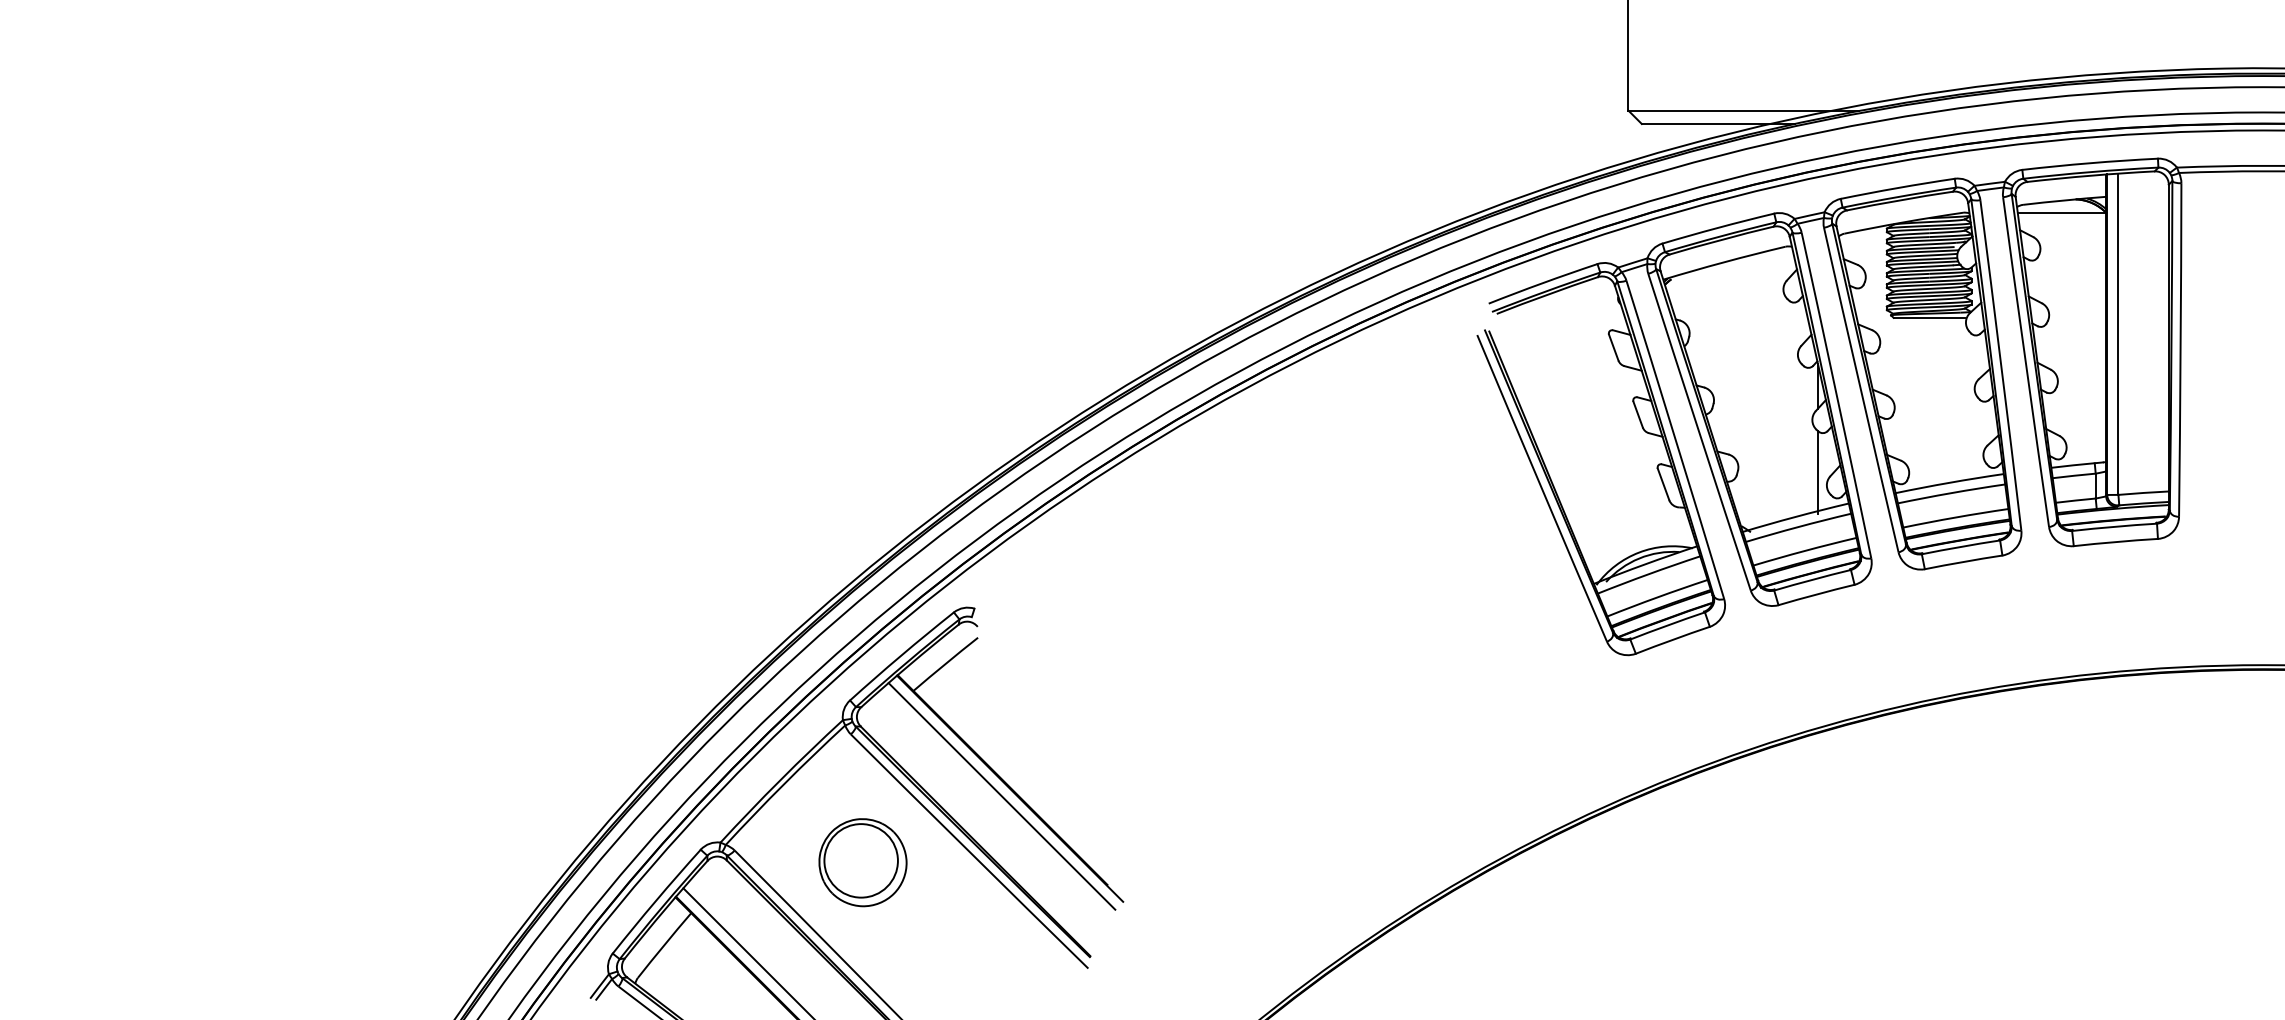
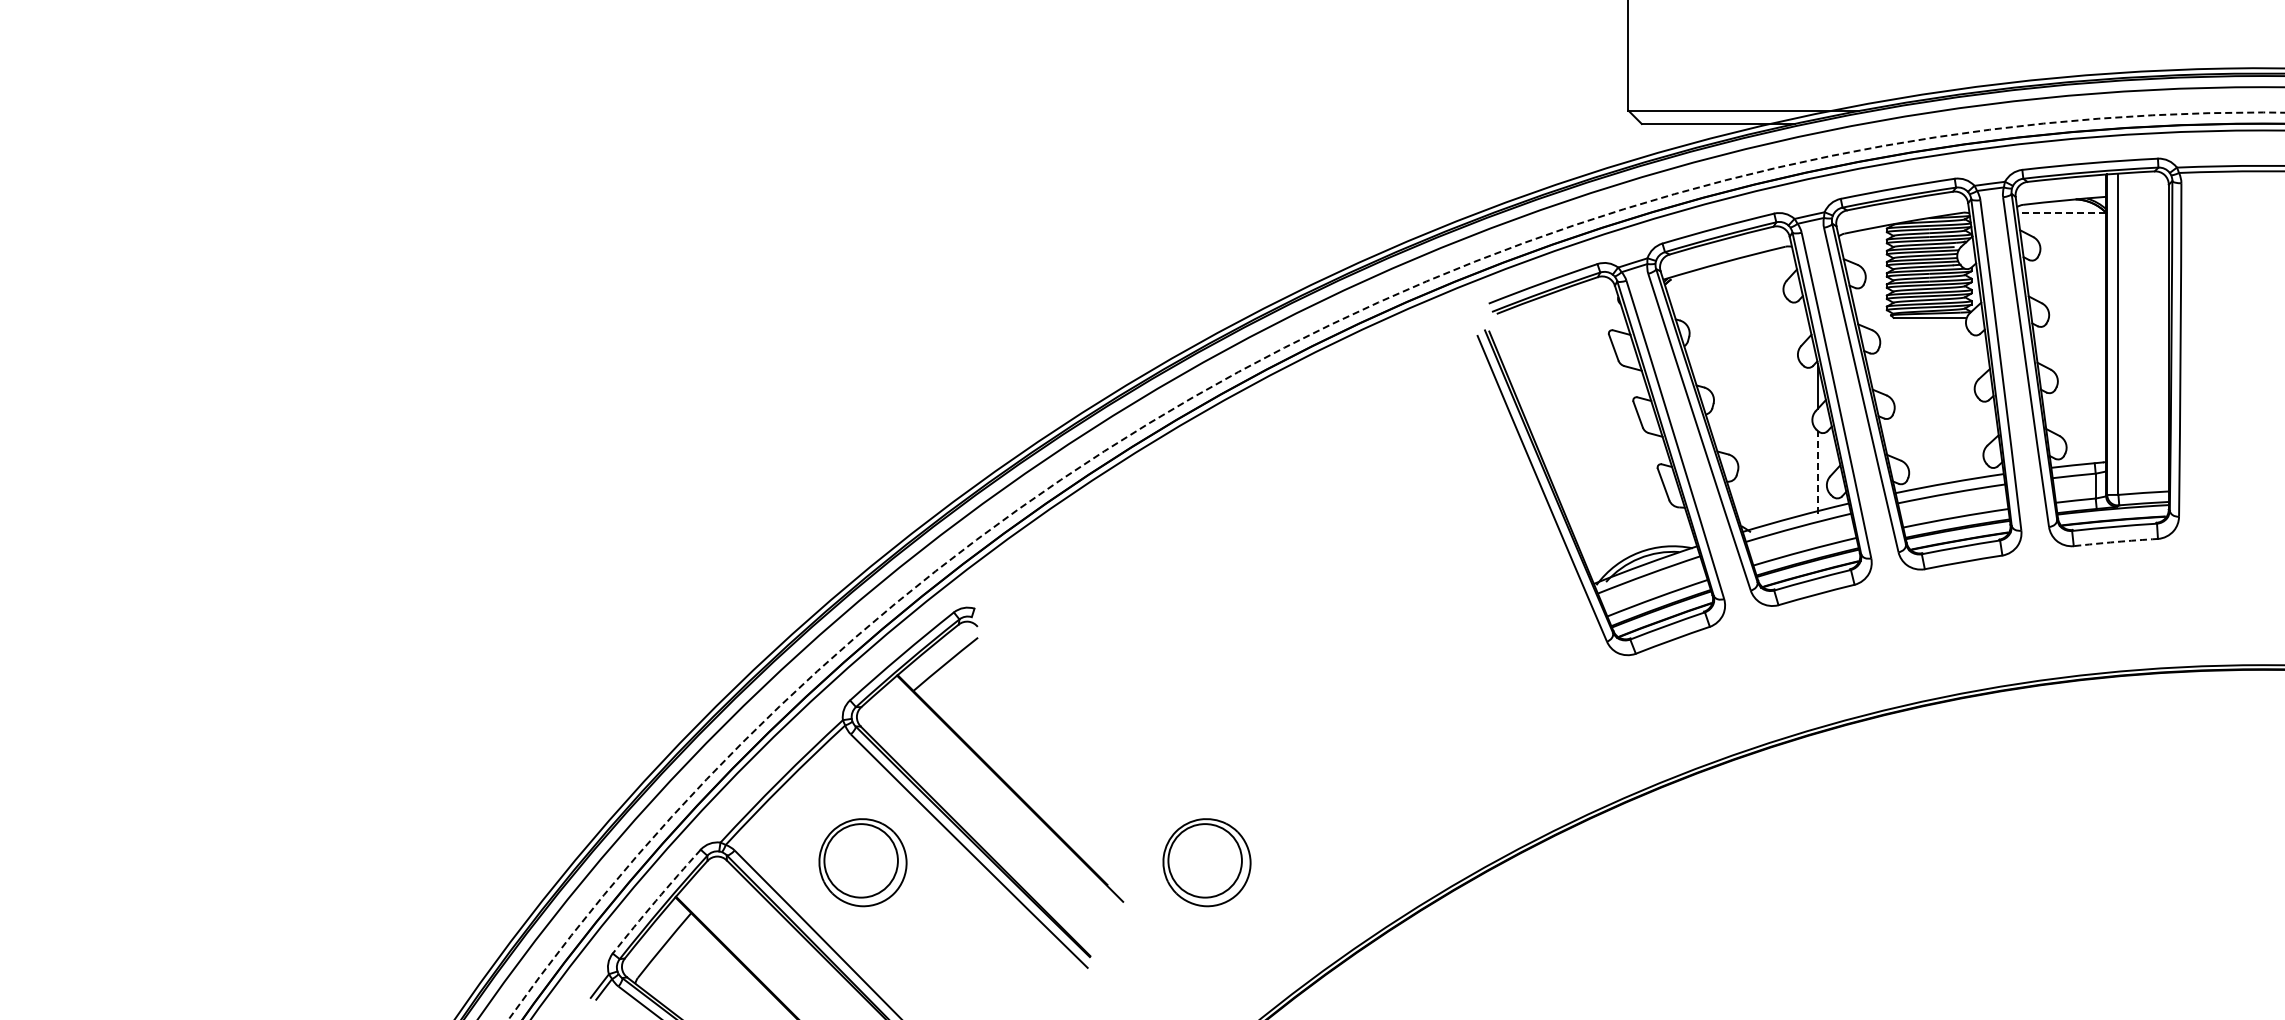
line: solid -> dashed (2061, 213)
line: solid -> dashed (1817, 472)
arc: solid -> dashed (2115, 542)
circle: solid -> dashed (1396, 565)
line: present -> none (1001, 796)
part: none -> present (1206, 862)
arc: solid -> dashed (655, 900)
line: present -> none (747, 952)
